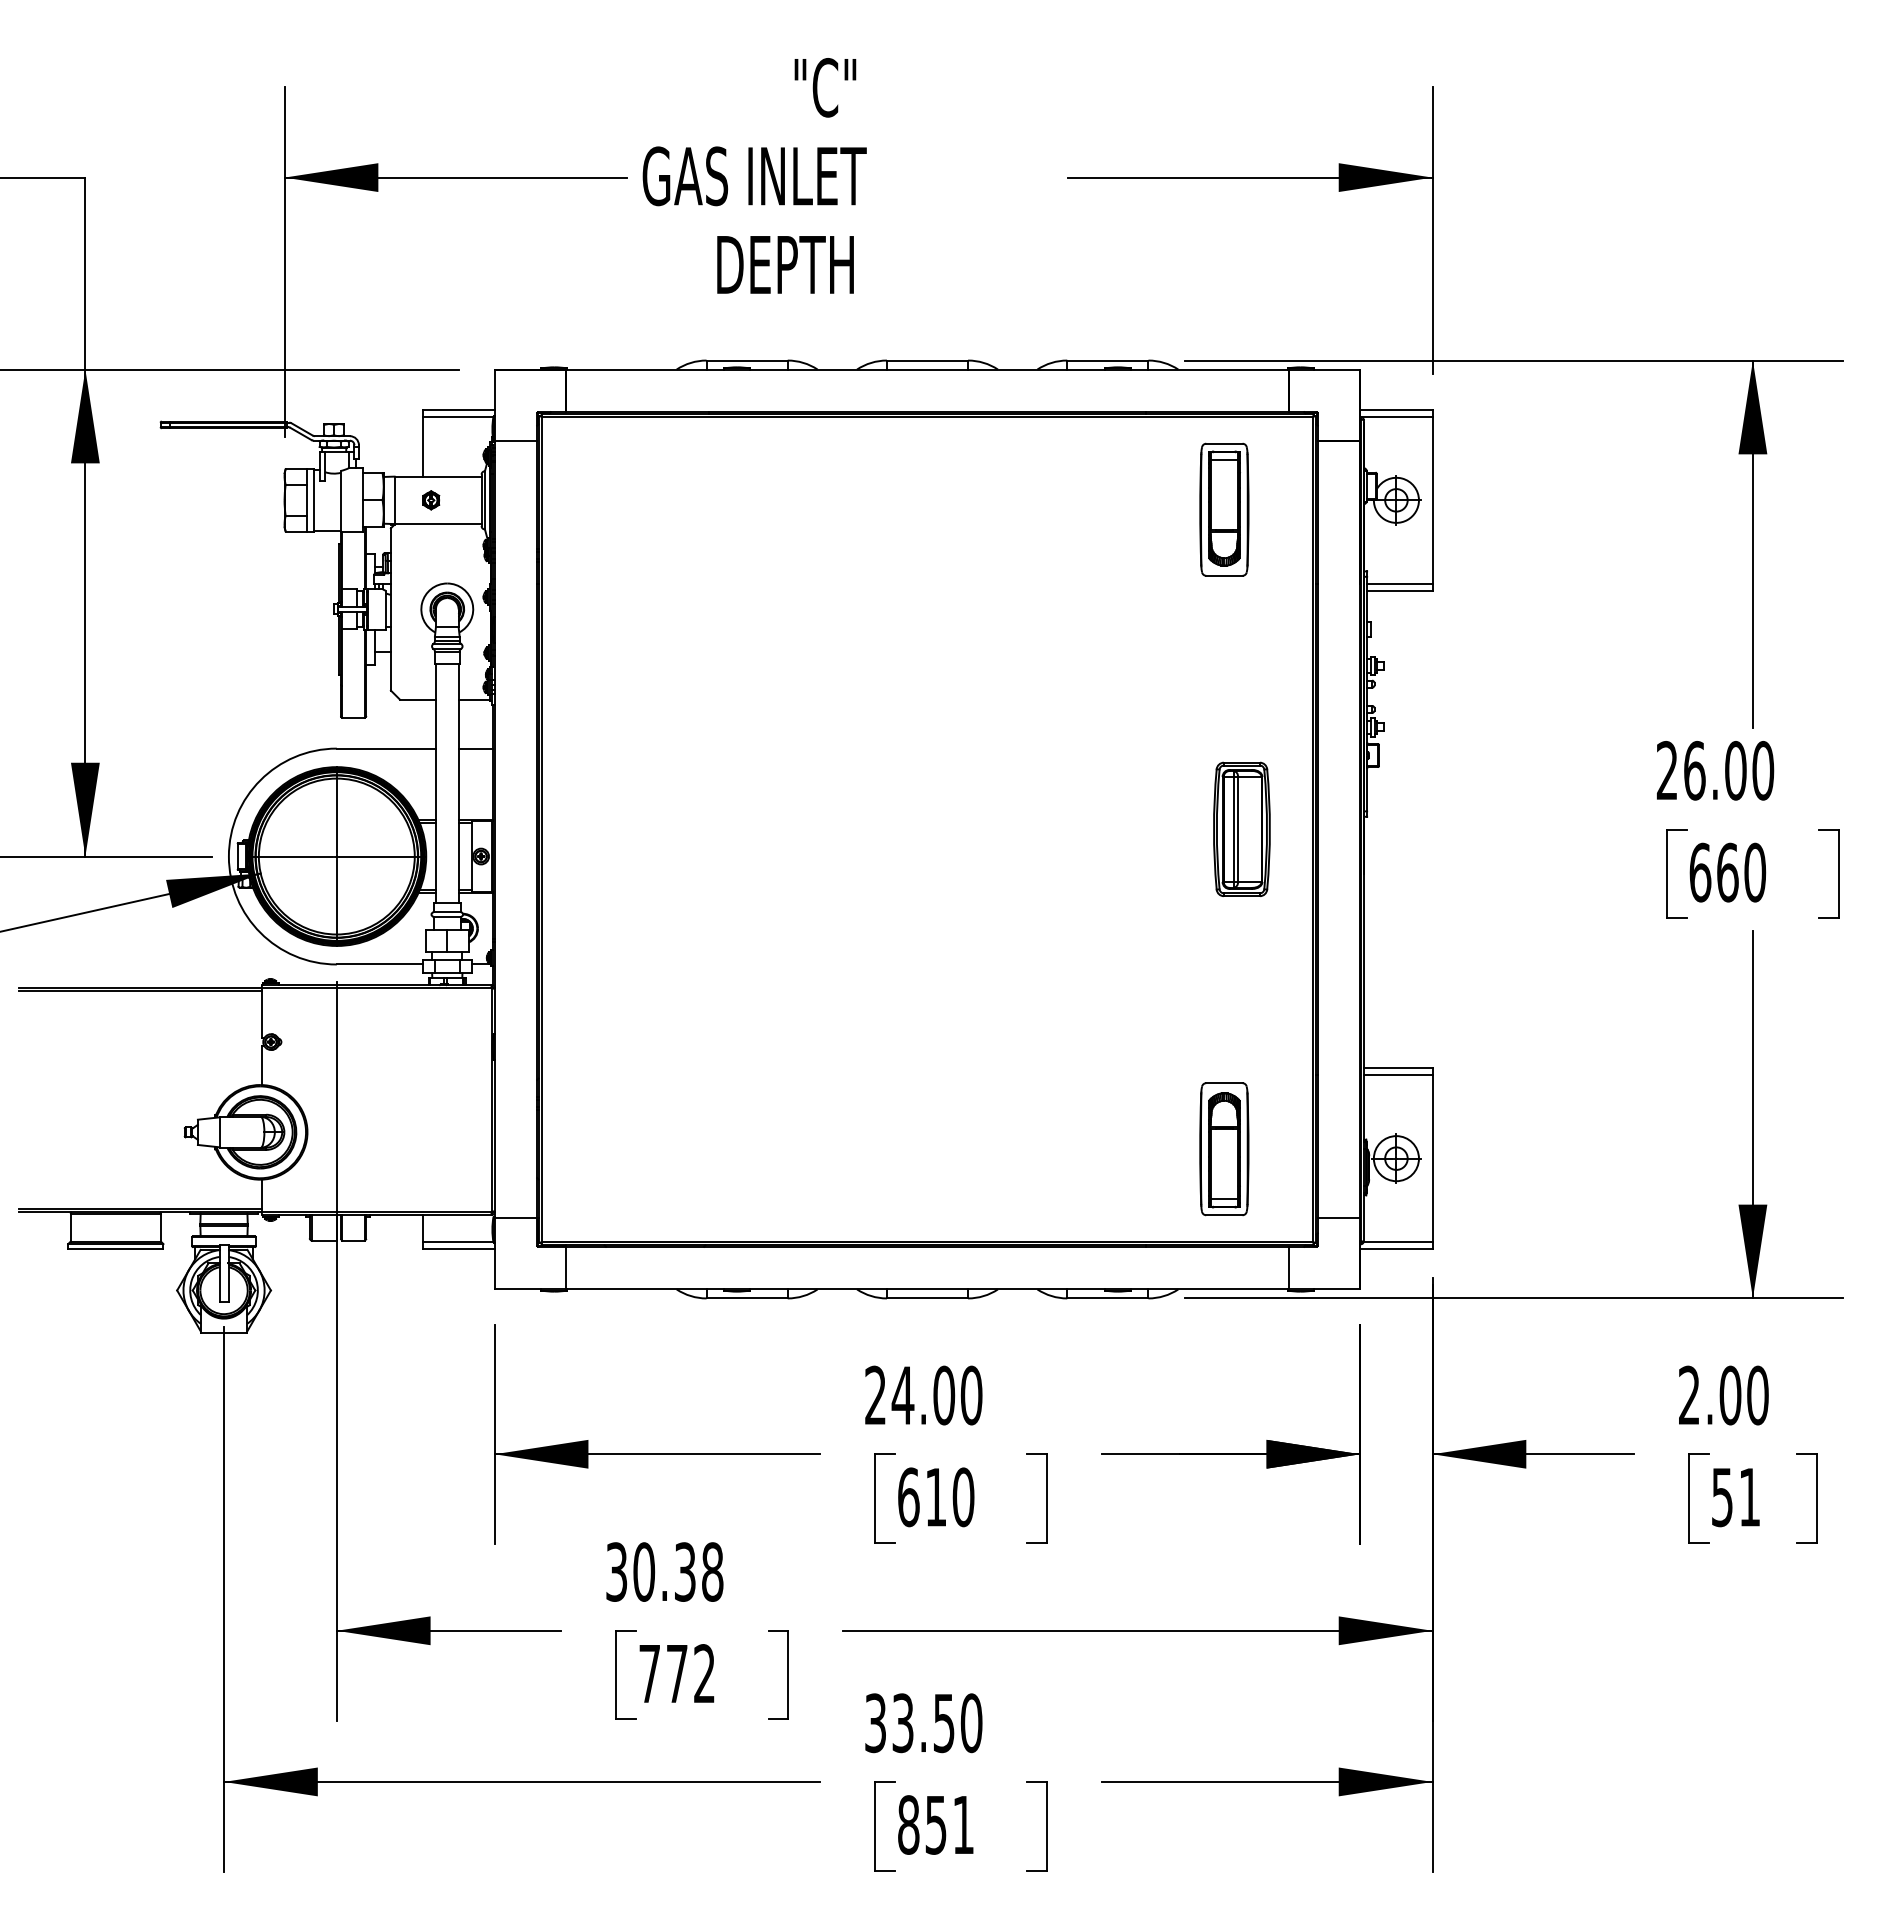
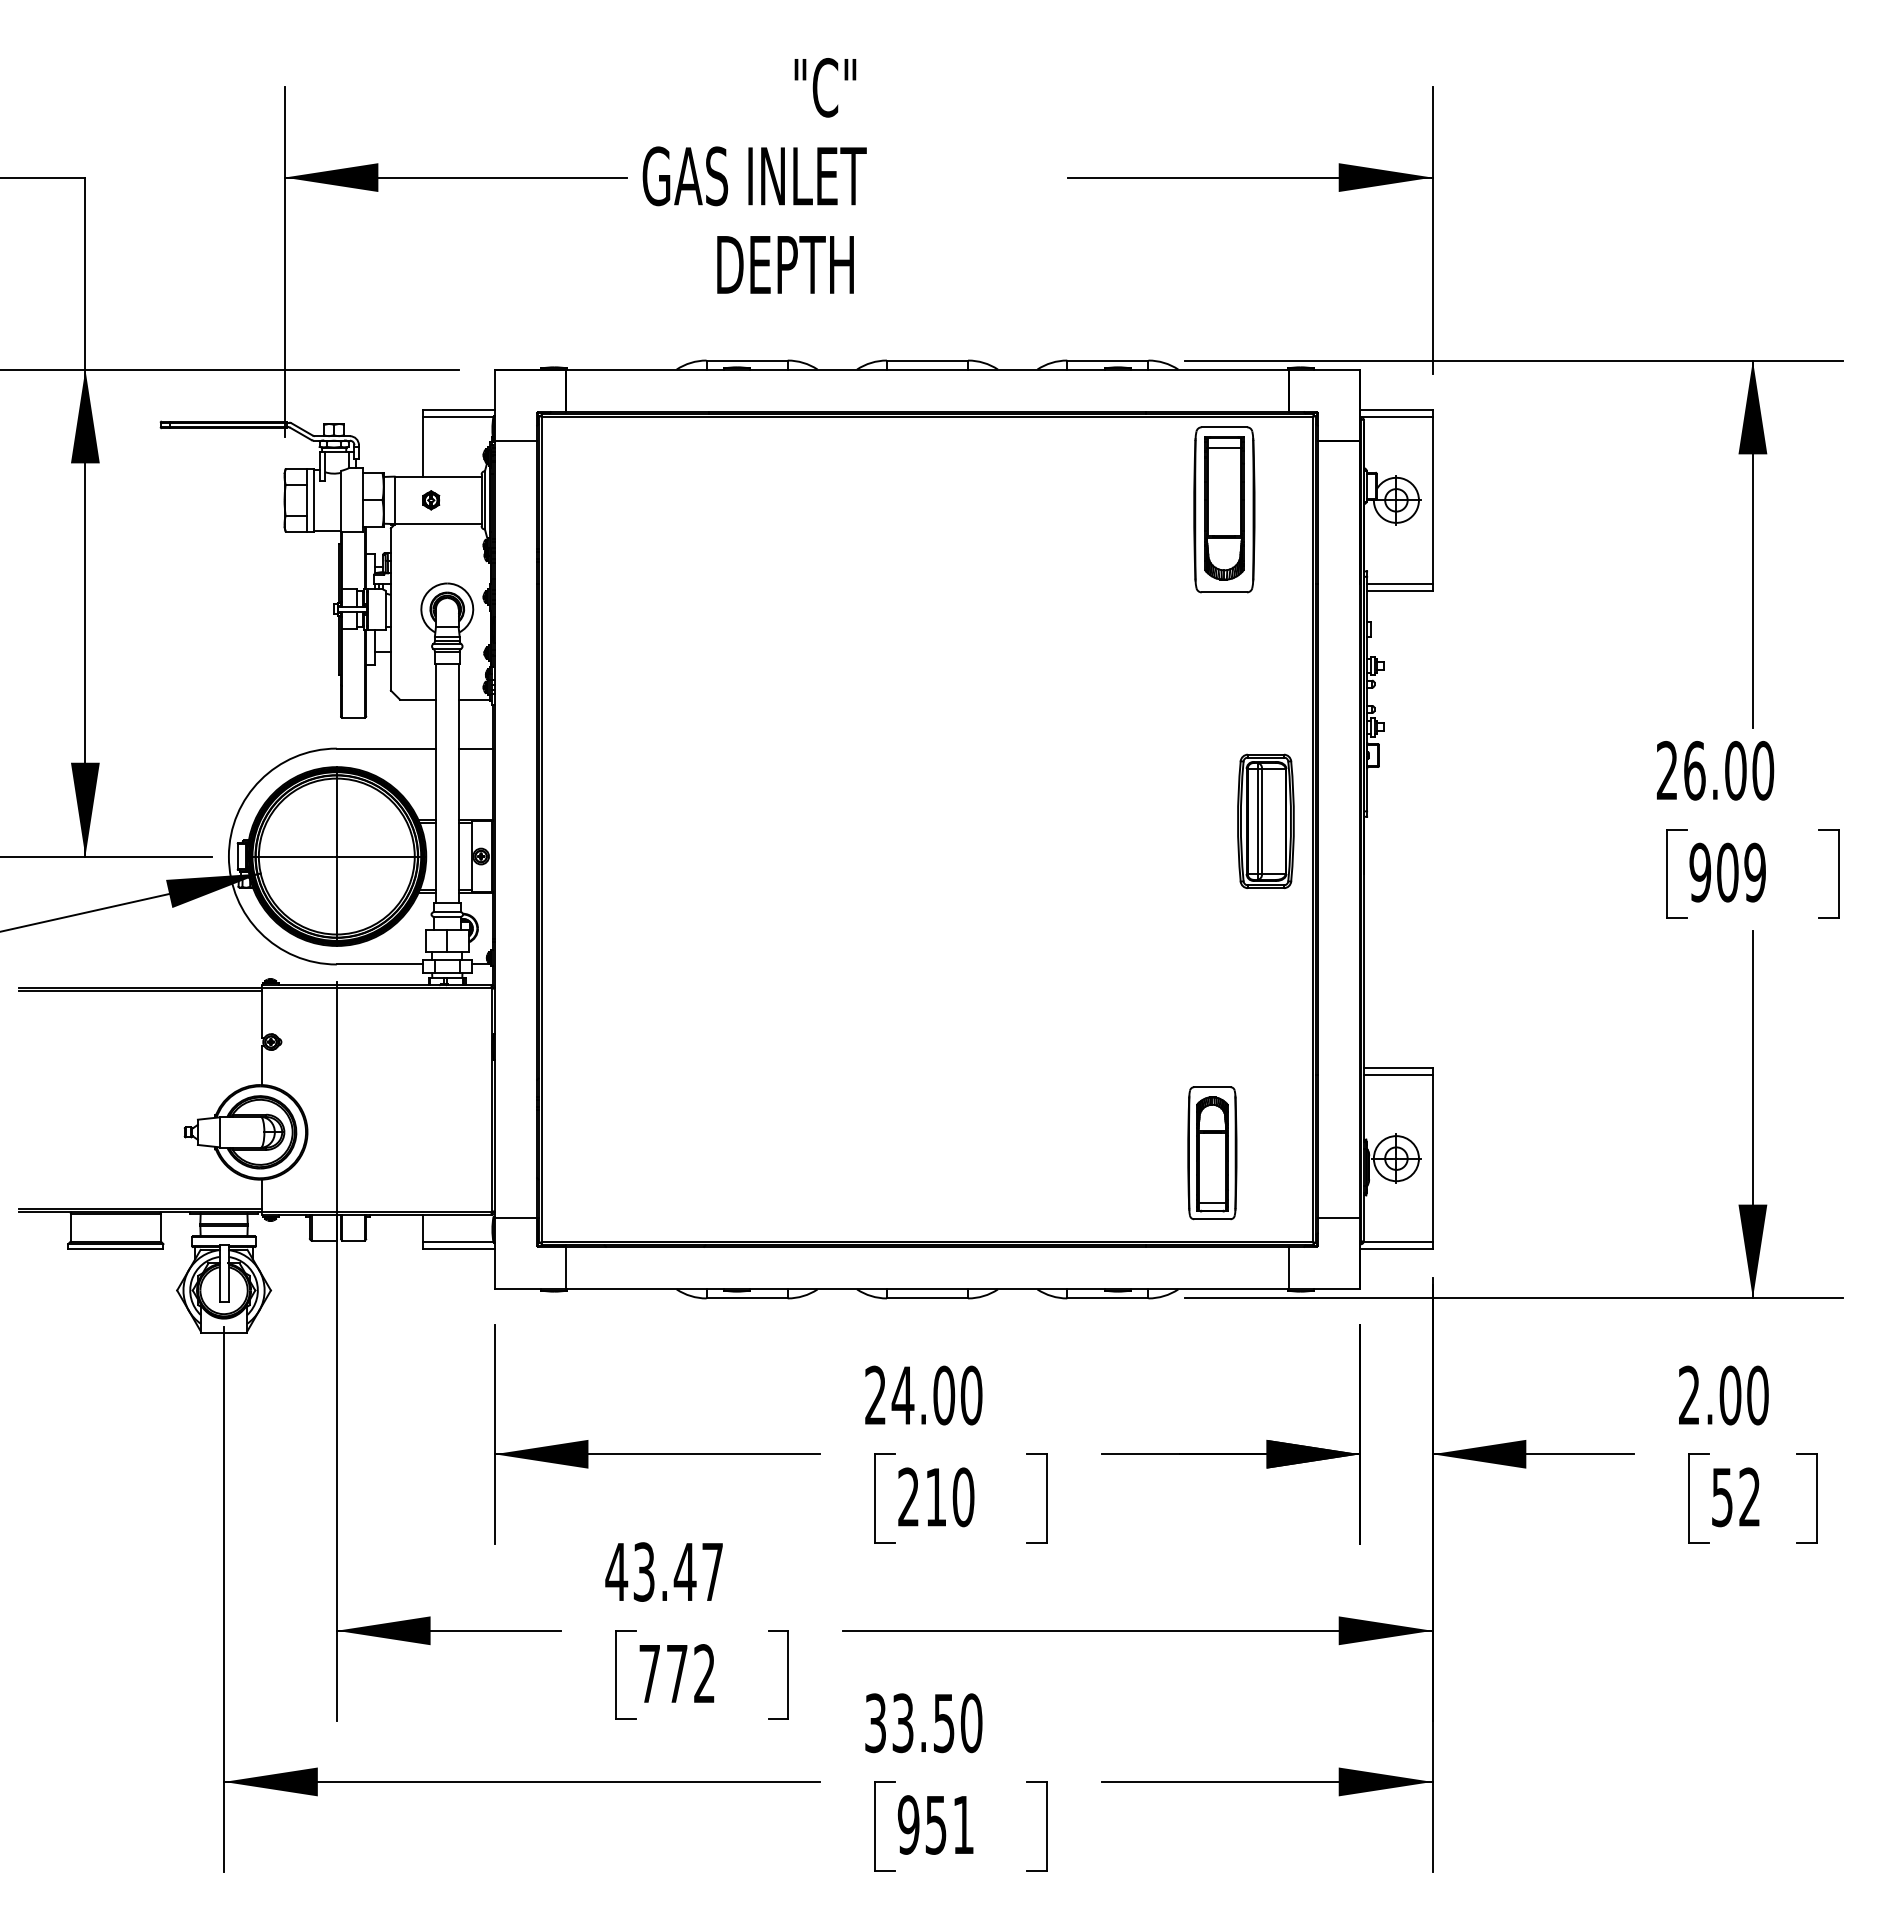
part size: 51x135 px -> 63x168 px (1224, 509)
part position: (1241, 828) -> (1265, 820) (1265, 820)
text: 660 -> 909 (1727, 872)
part position: (1224, 1149) -> (1212, 1153) (1212, 1153)
text: 51 -> 52 (1749, 1496)
text: 610 -> 210 (908, 1497)
text: 30.38 -> 43.47 (664, 1571)
text: 851 -> 951 (908, 1824)
